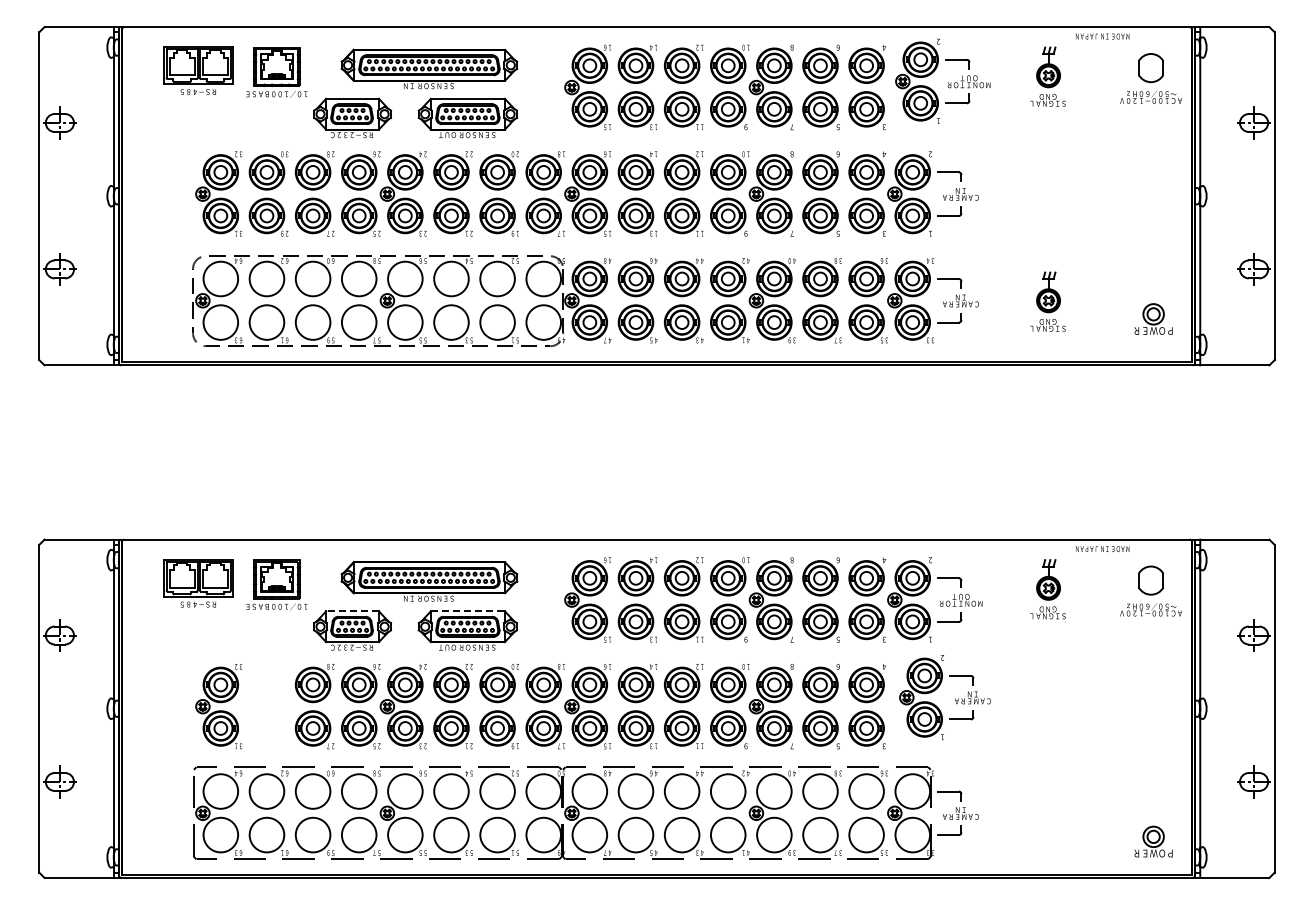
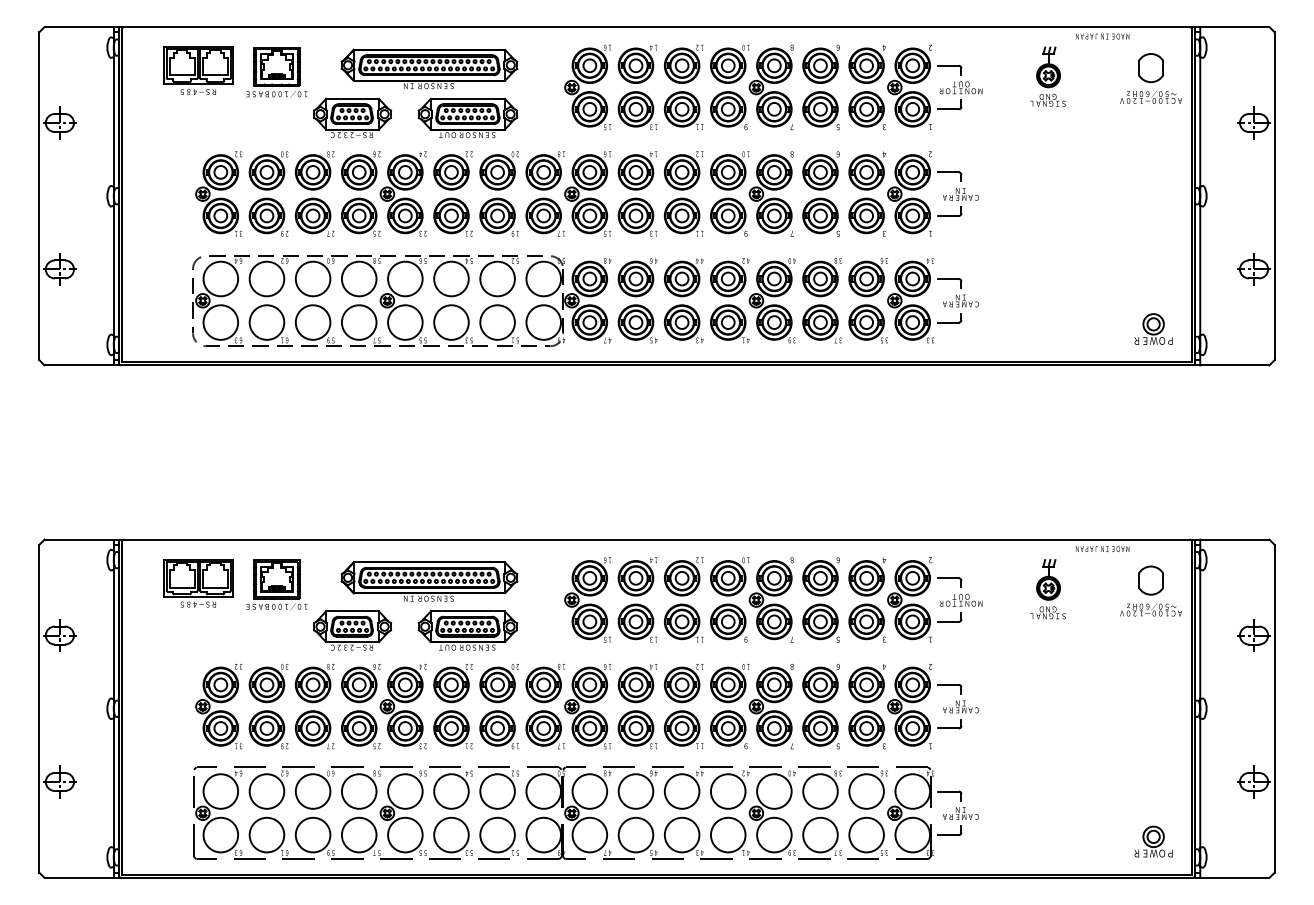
part position: (942, 80) -> (934, 86) (934, 86)
part: present -> none (1047, 301)
part position: (1153, 318) -> (1153, 328) (1153, 328)
line: dashed -> solid (352, 611)
line: dashed -> solid (467, 611)
part position: (955, 698) -> (943, 707) (943, 707)
part: none -> present (268, 706)
